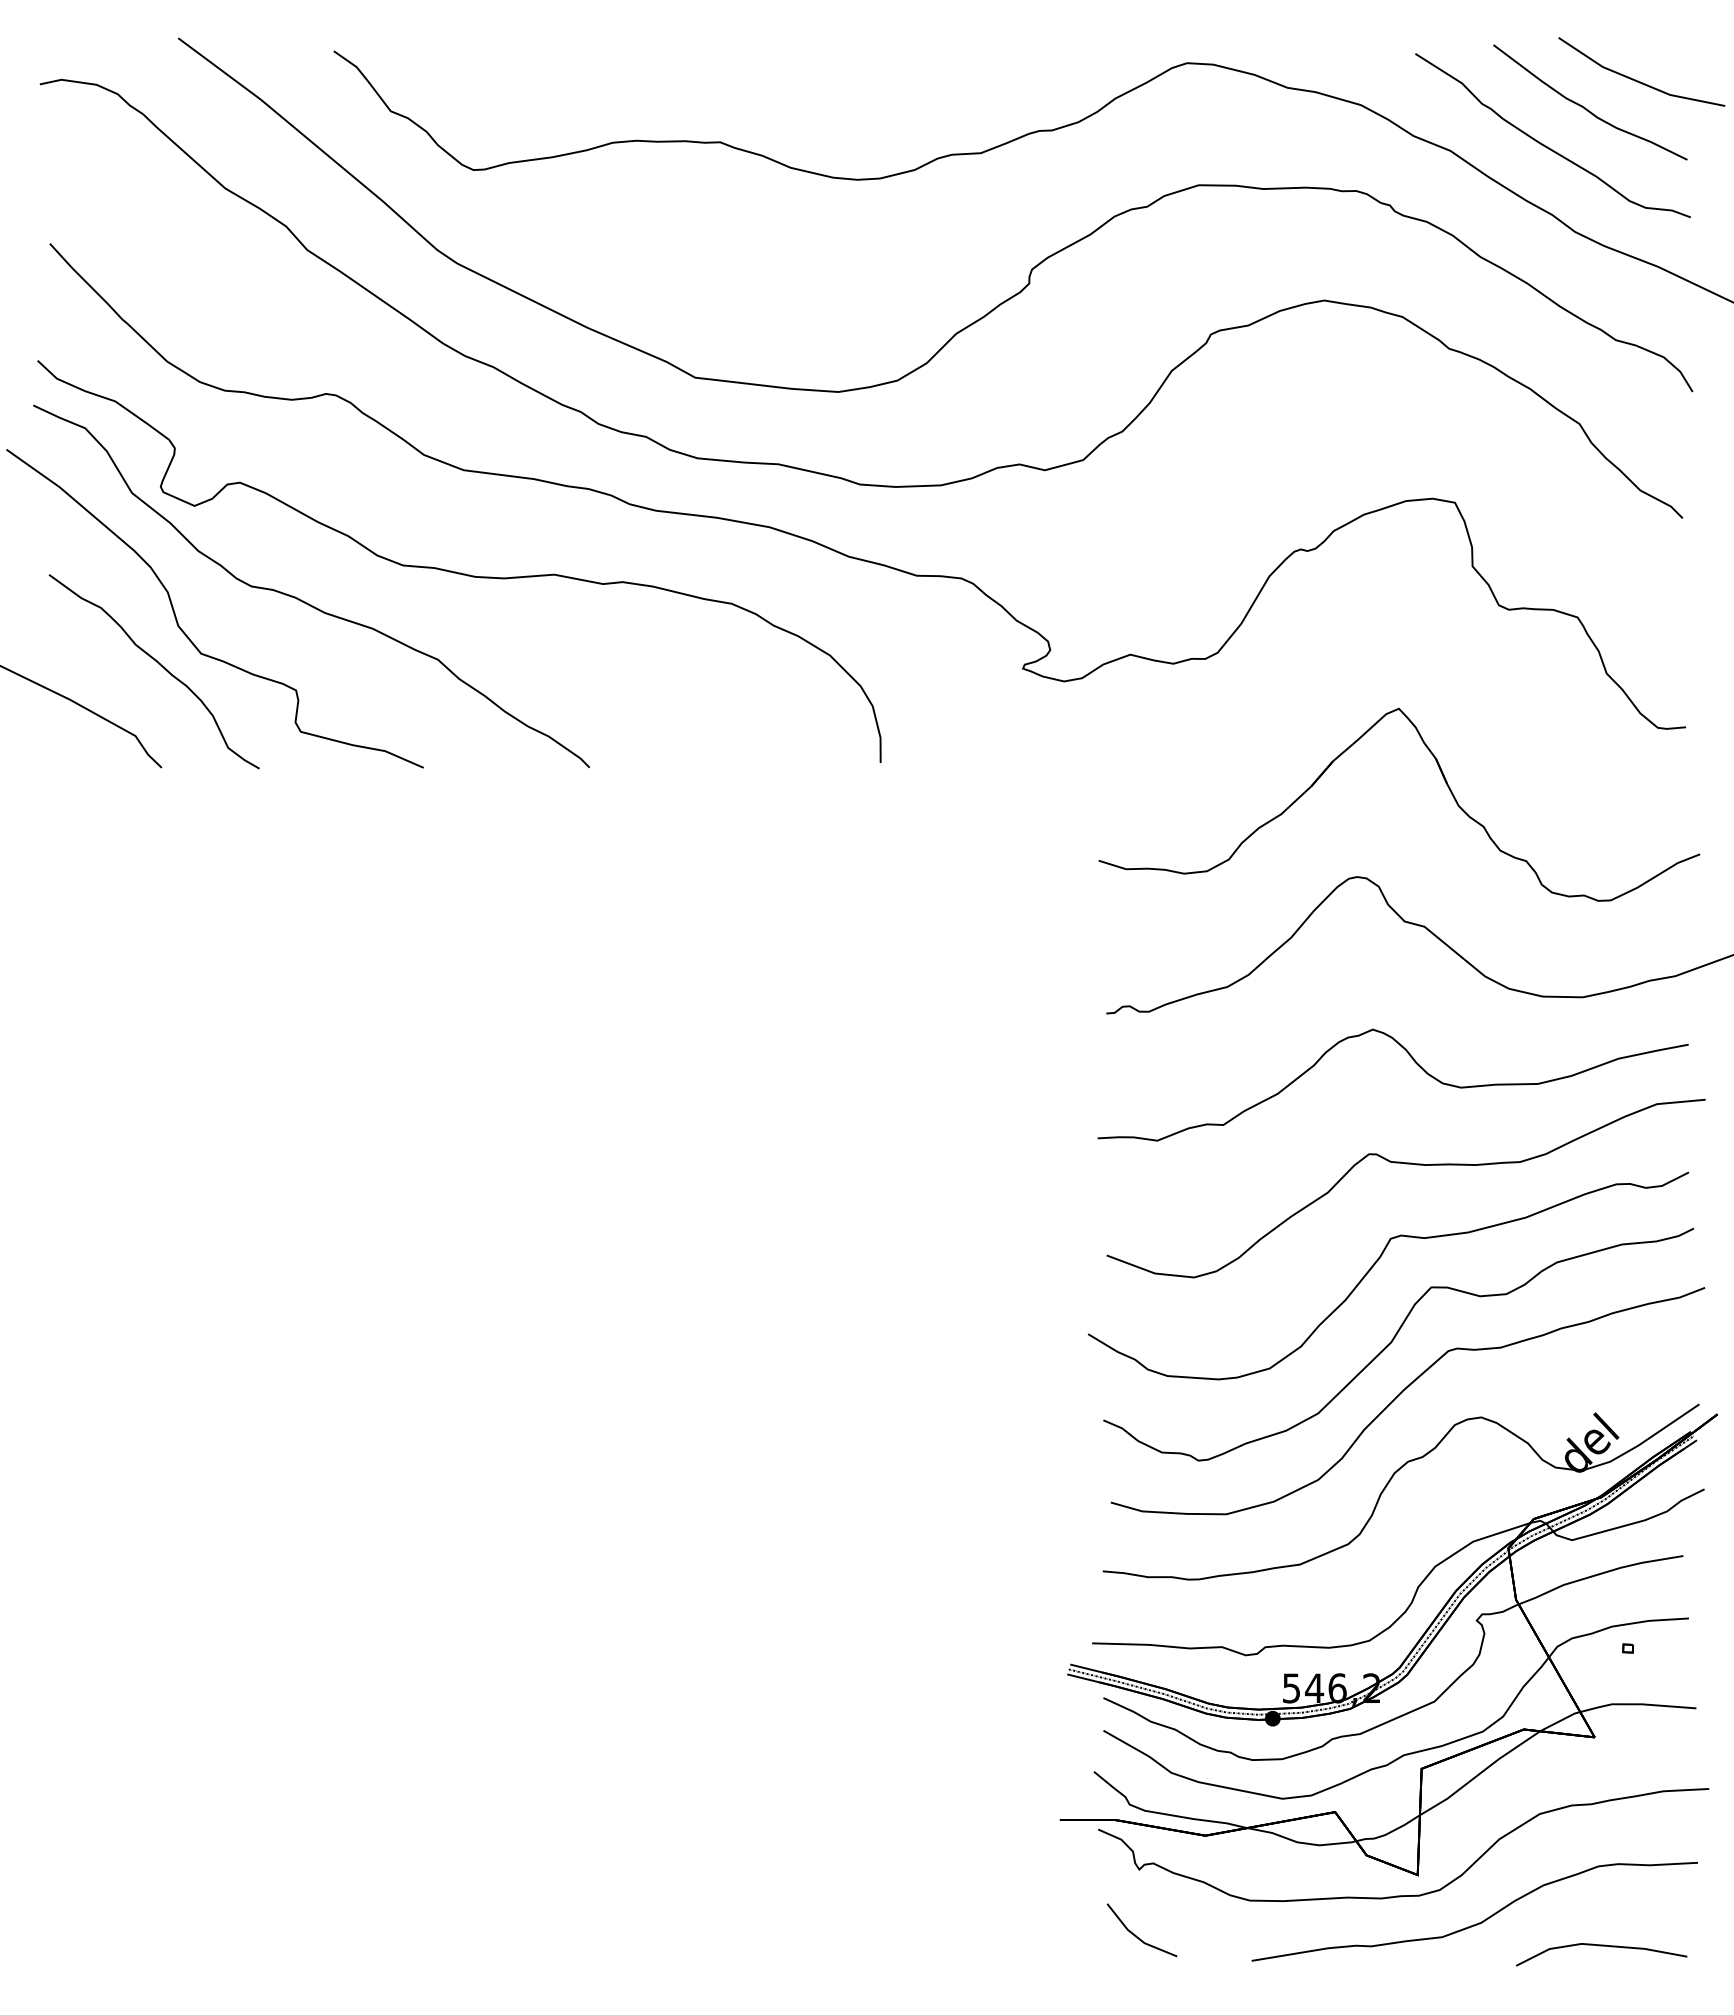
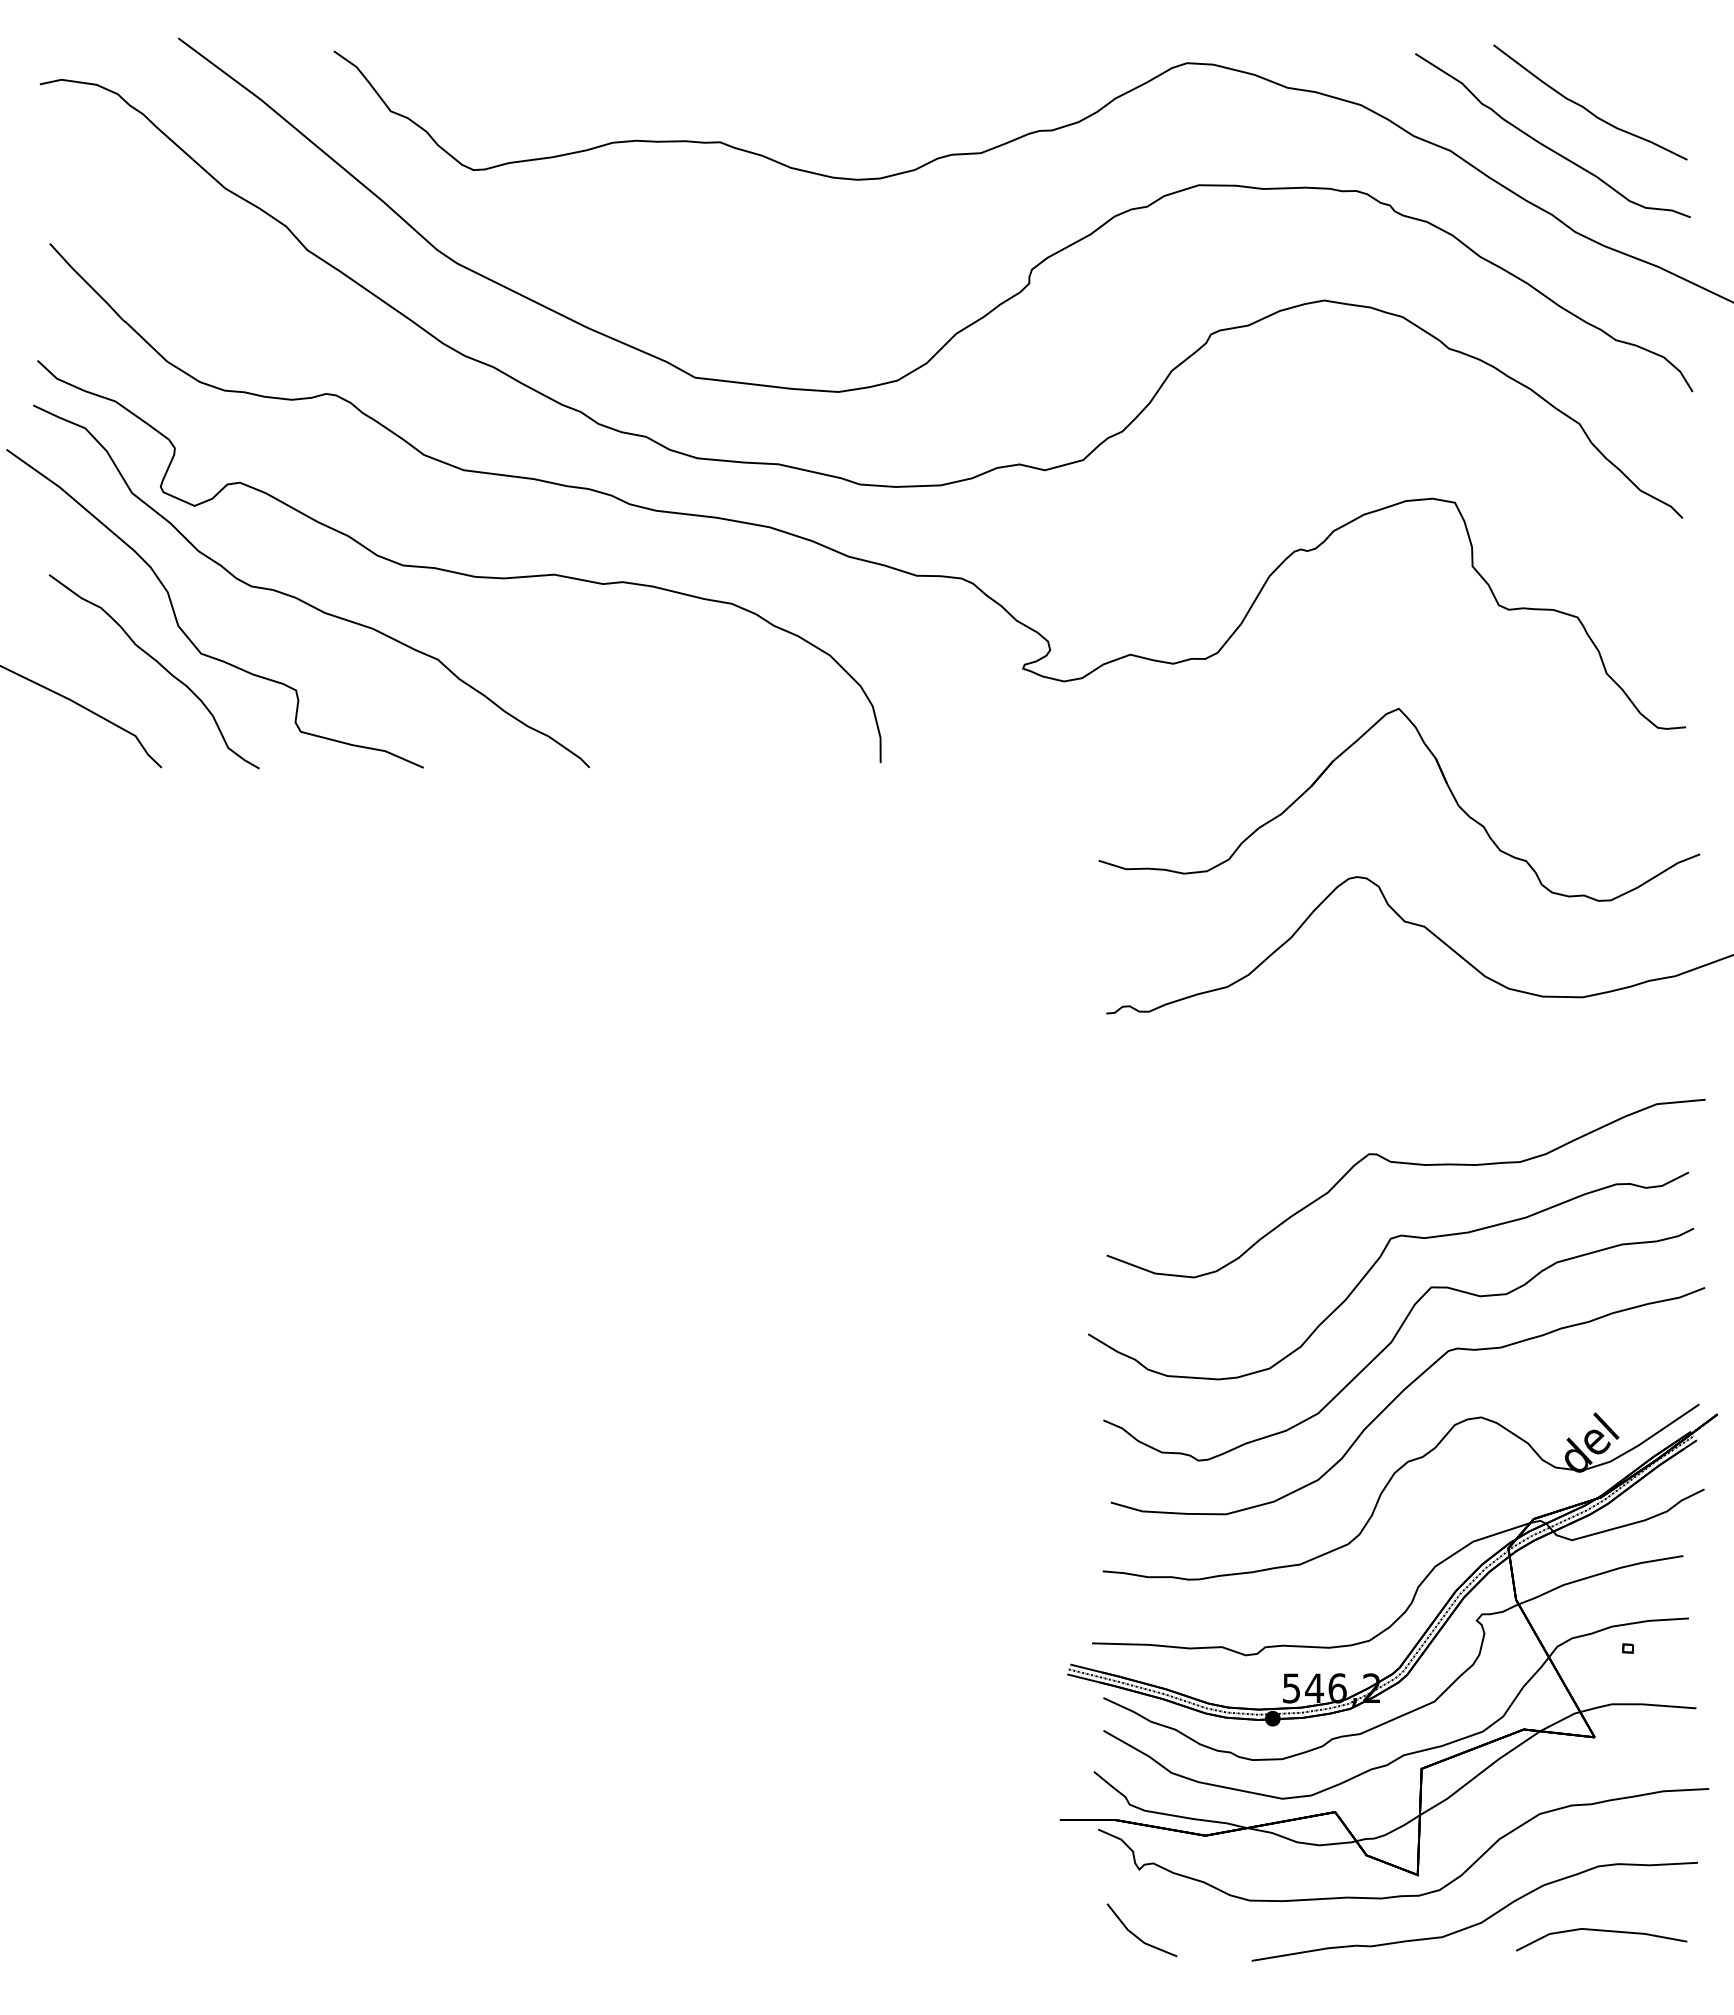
line: present -> none (1638, 80)
curve: present -> none (1414, 1062)
part position: (1601, 1946) -> (1601, 1931) (1601, 1931)
